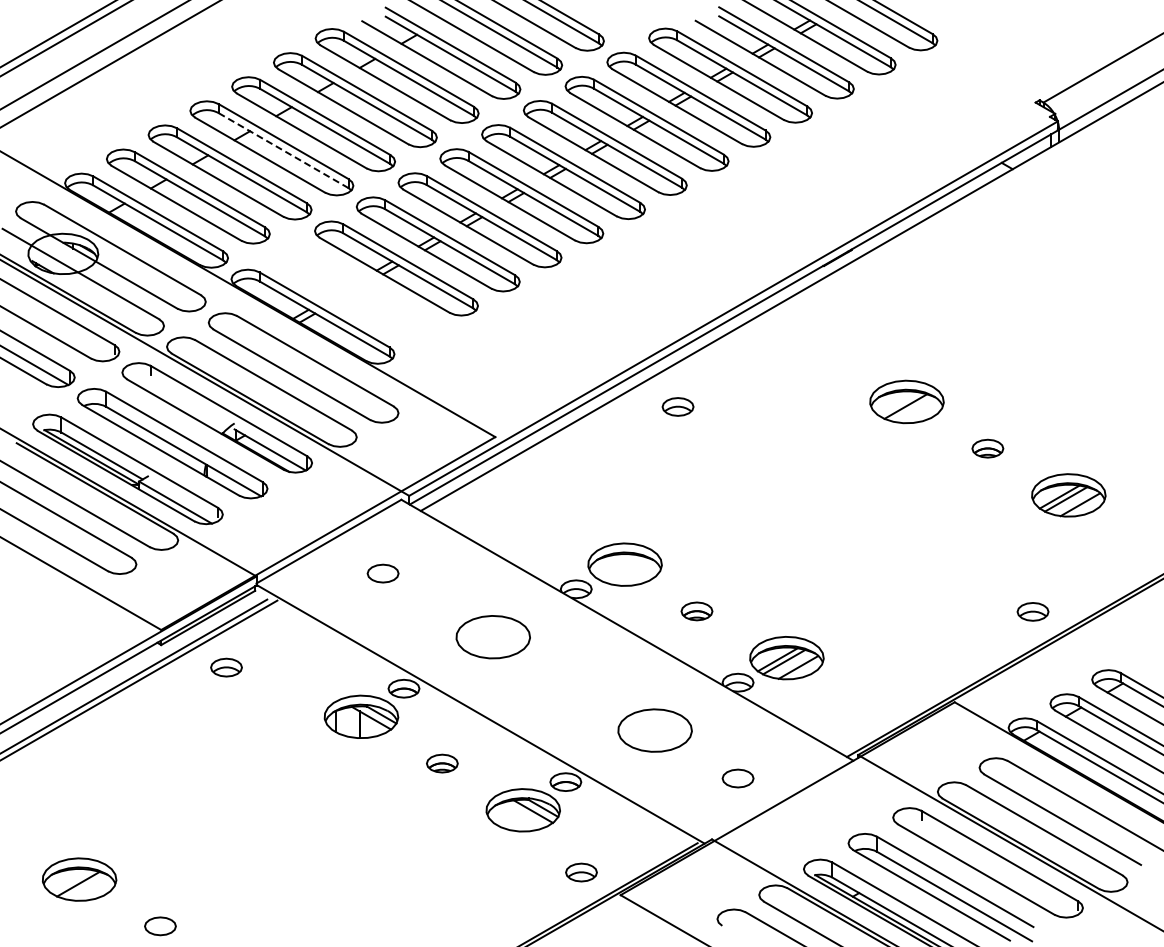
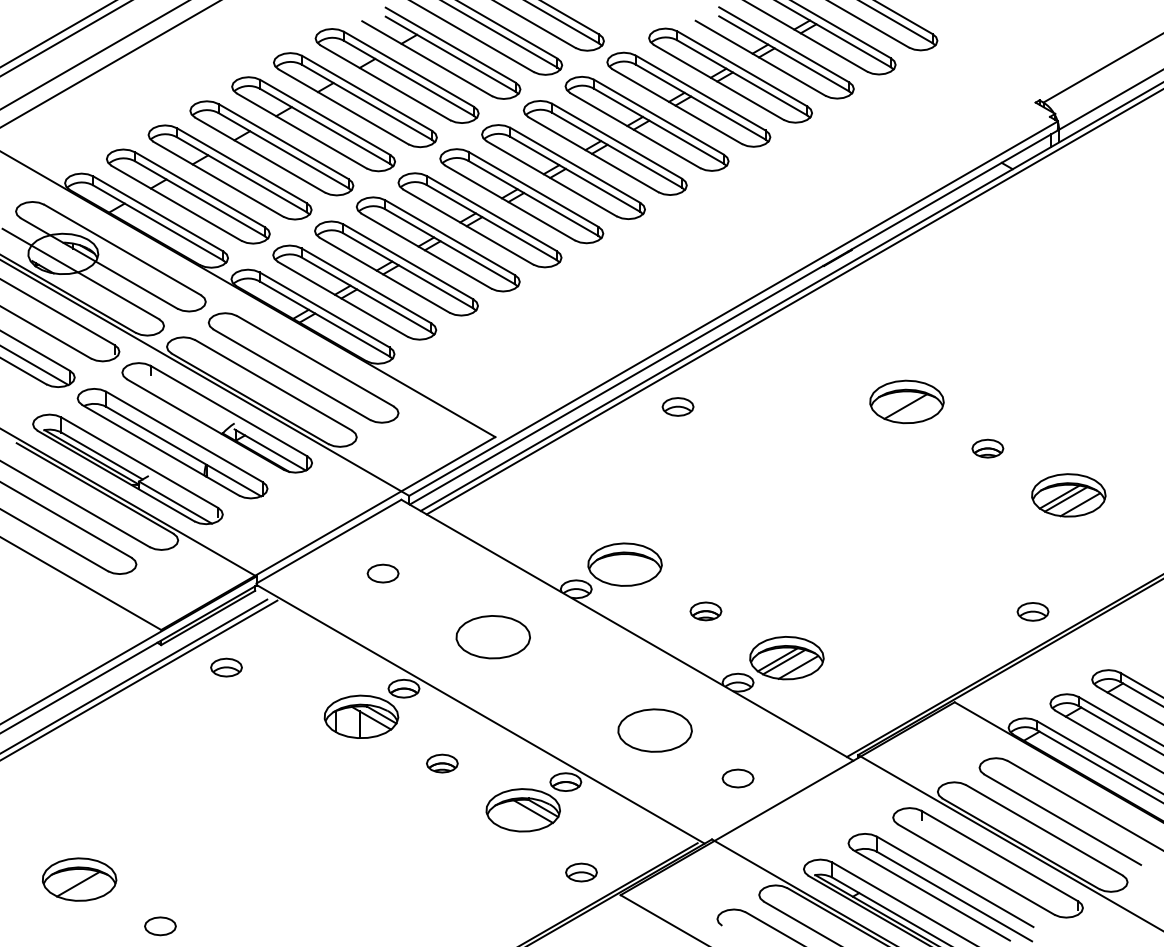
line: dashed -> solid (283, 150)
part: none -> present (354, 292)
line: none -> present (793, 302)
part position: (696, 611) -> (705, 611) (705, 611)
